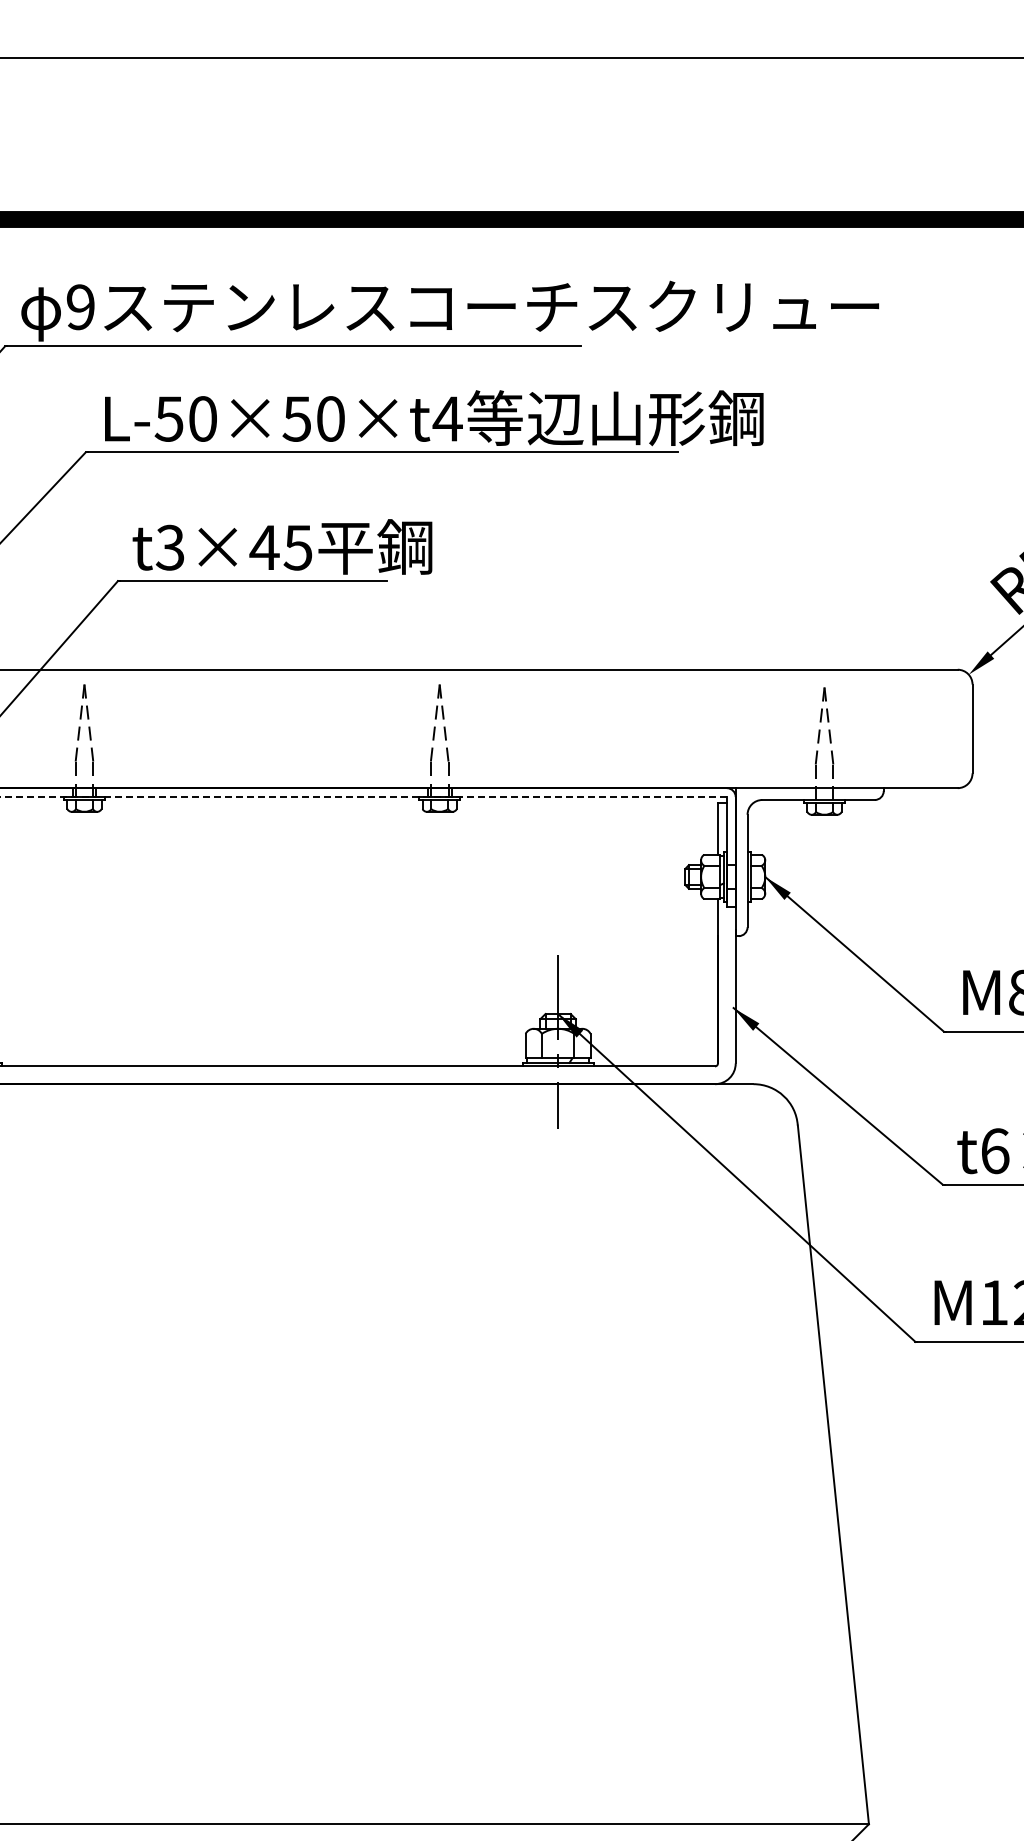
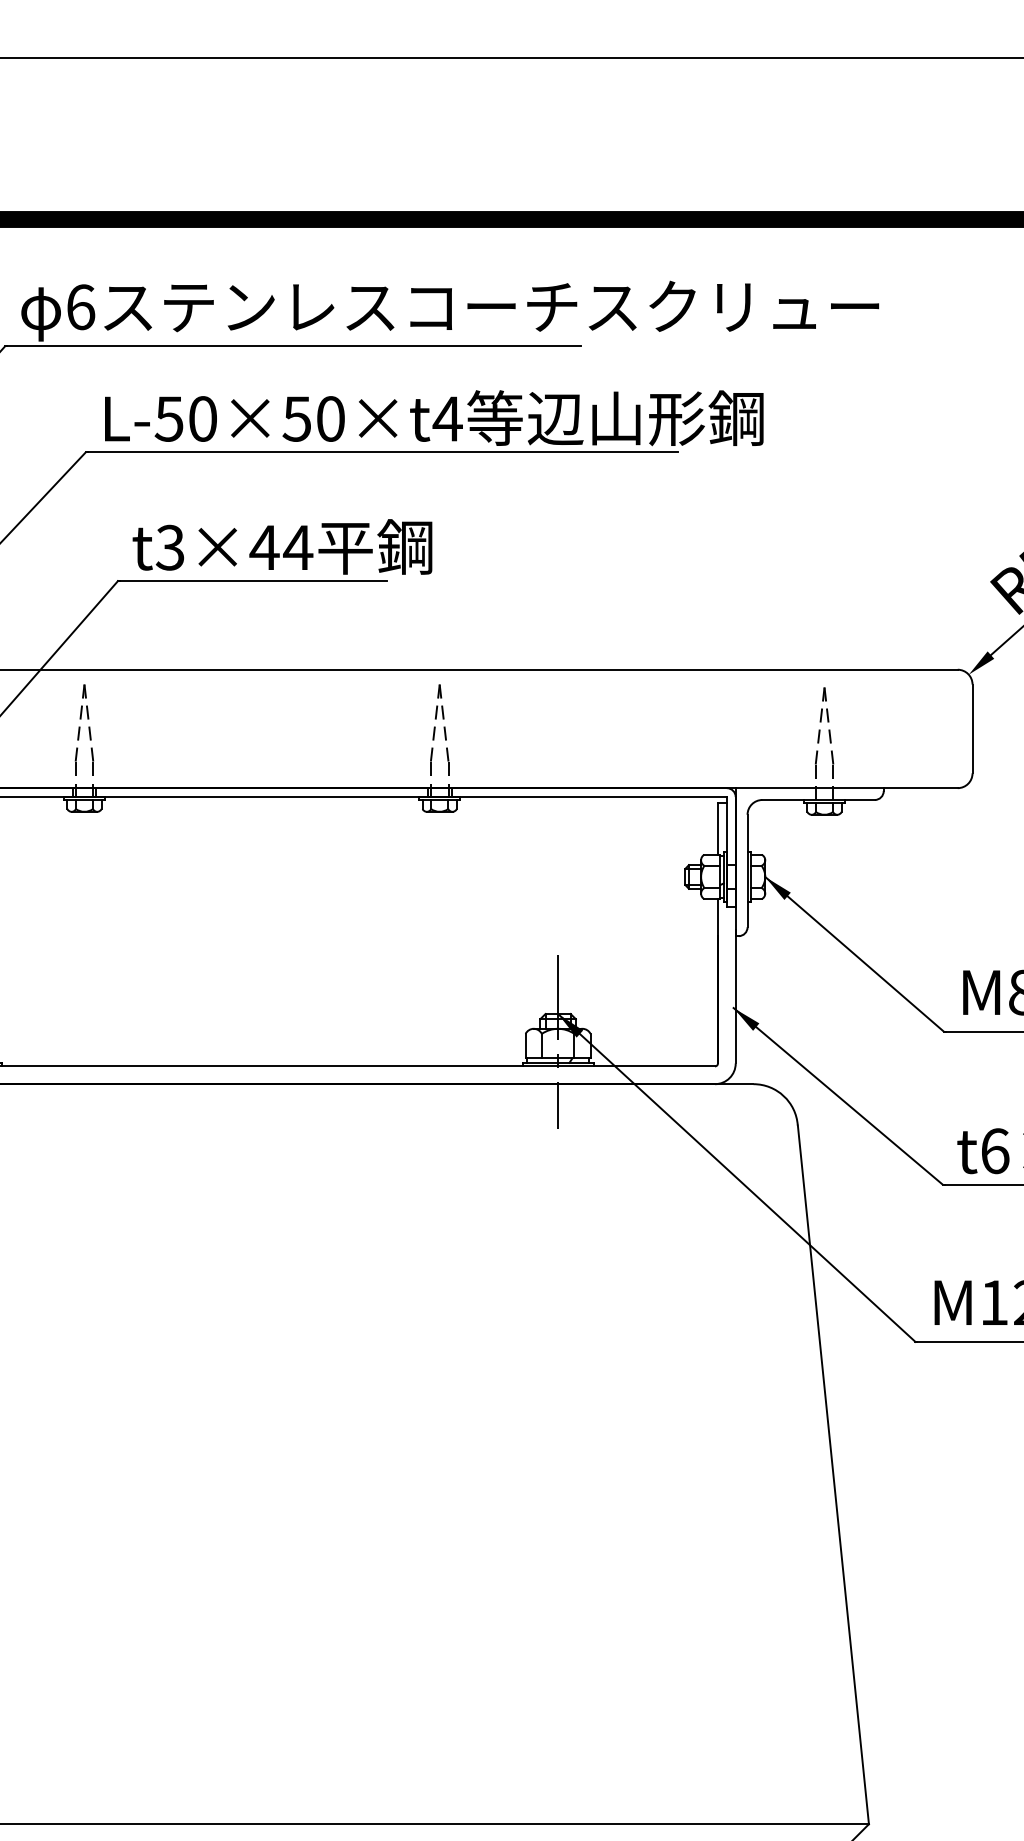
text: 9 -> 6 (80, 307)
text: t3×45 -> t3×44 (298, 547)
line: dashed -> solid (363, 797)
